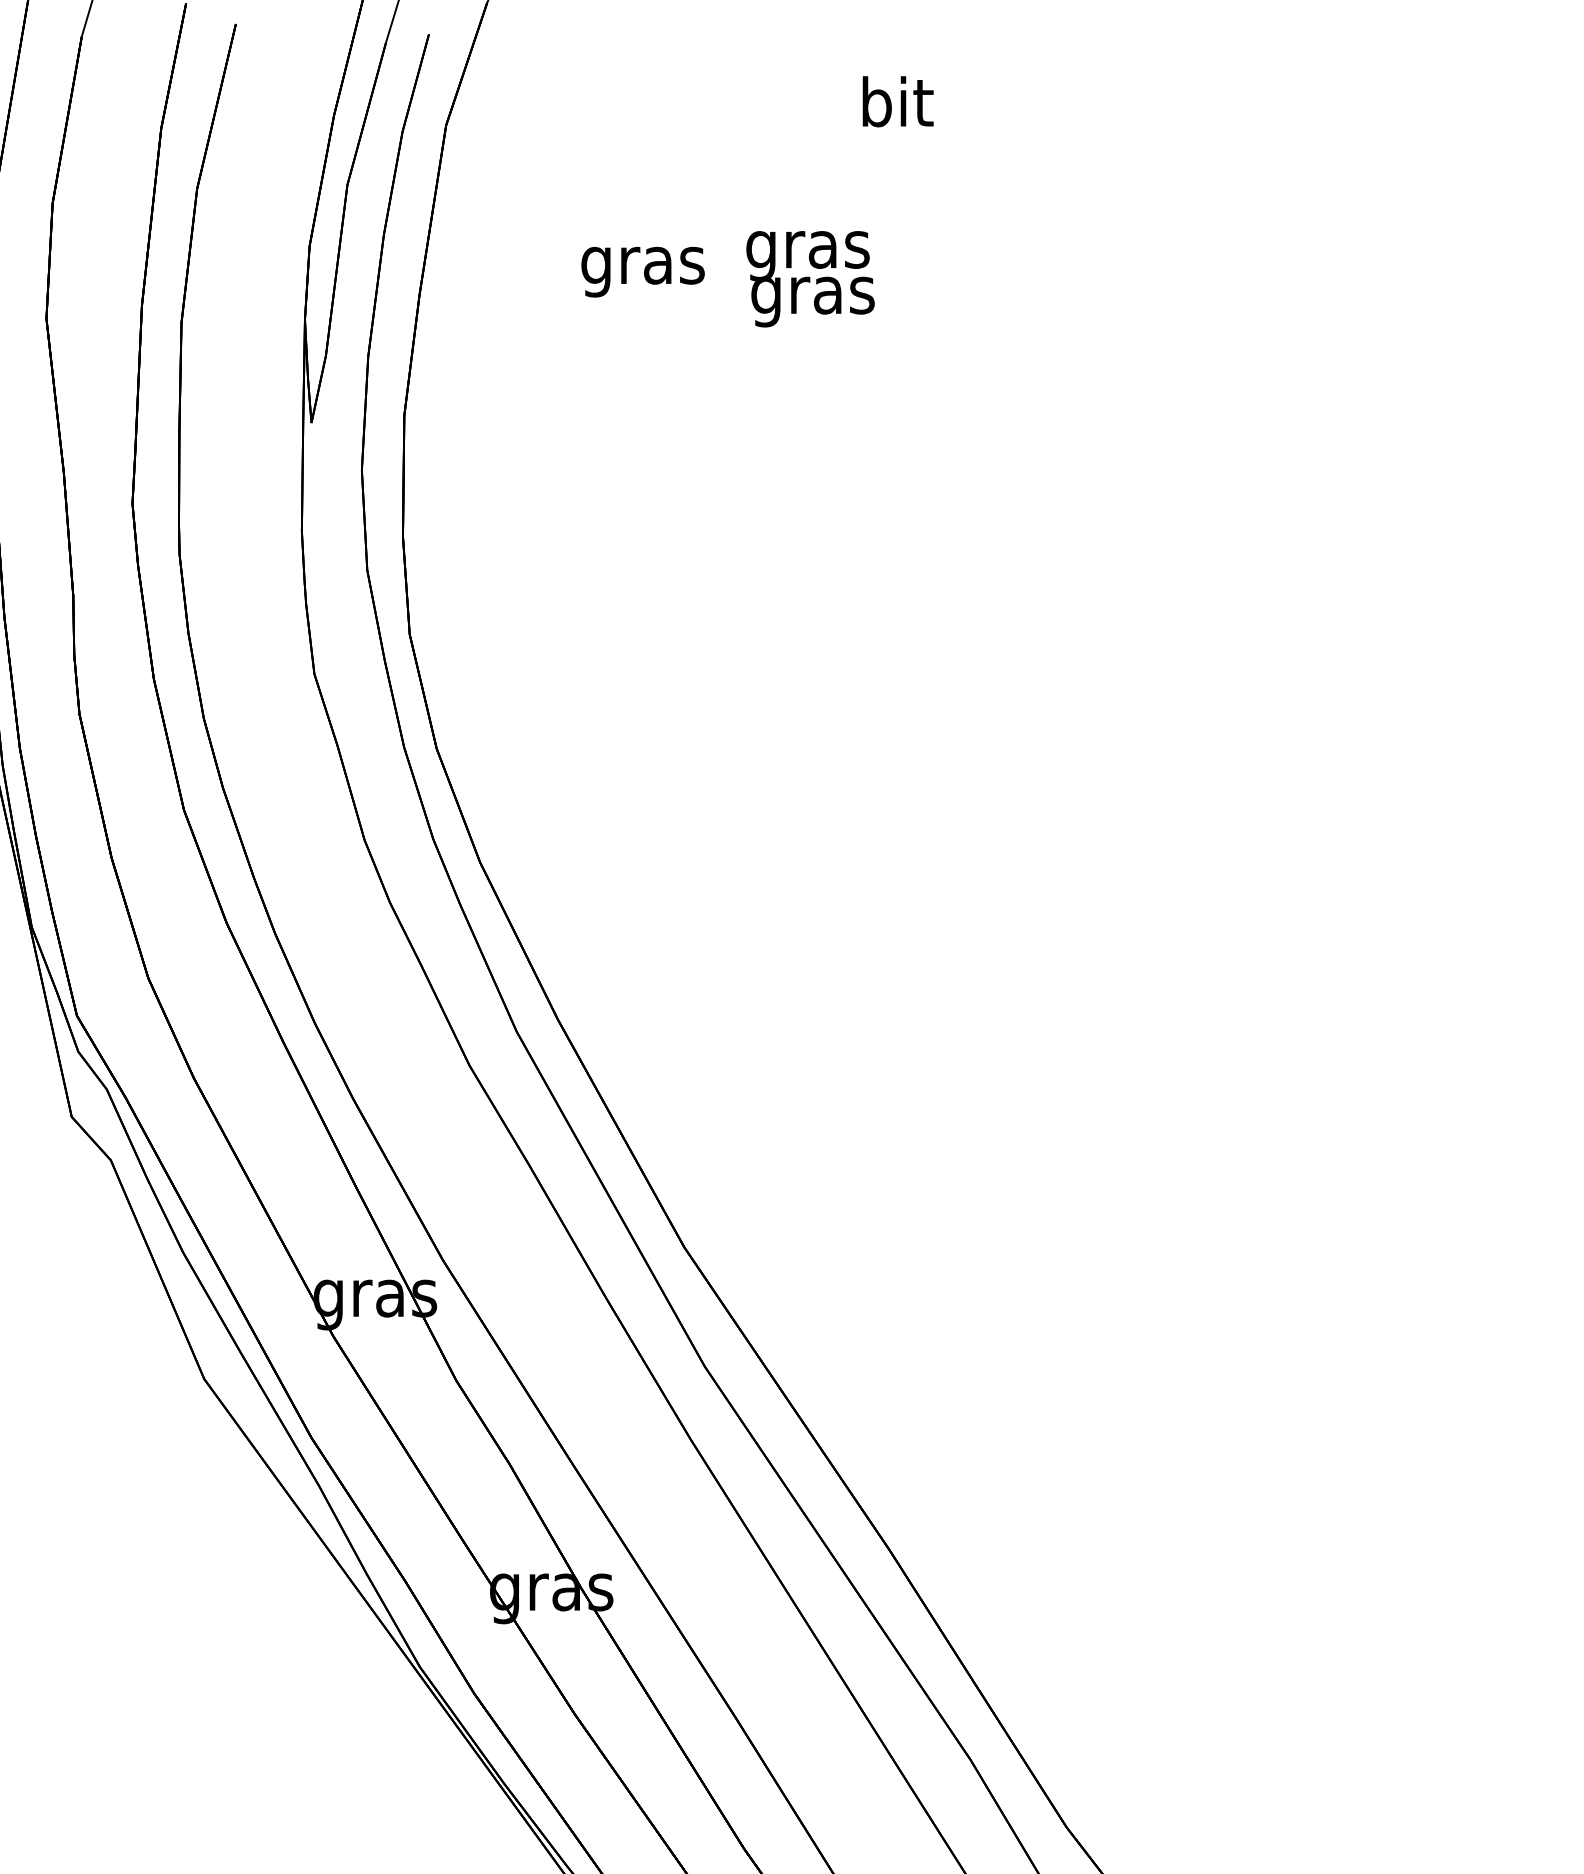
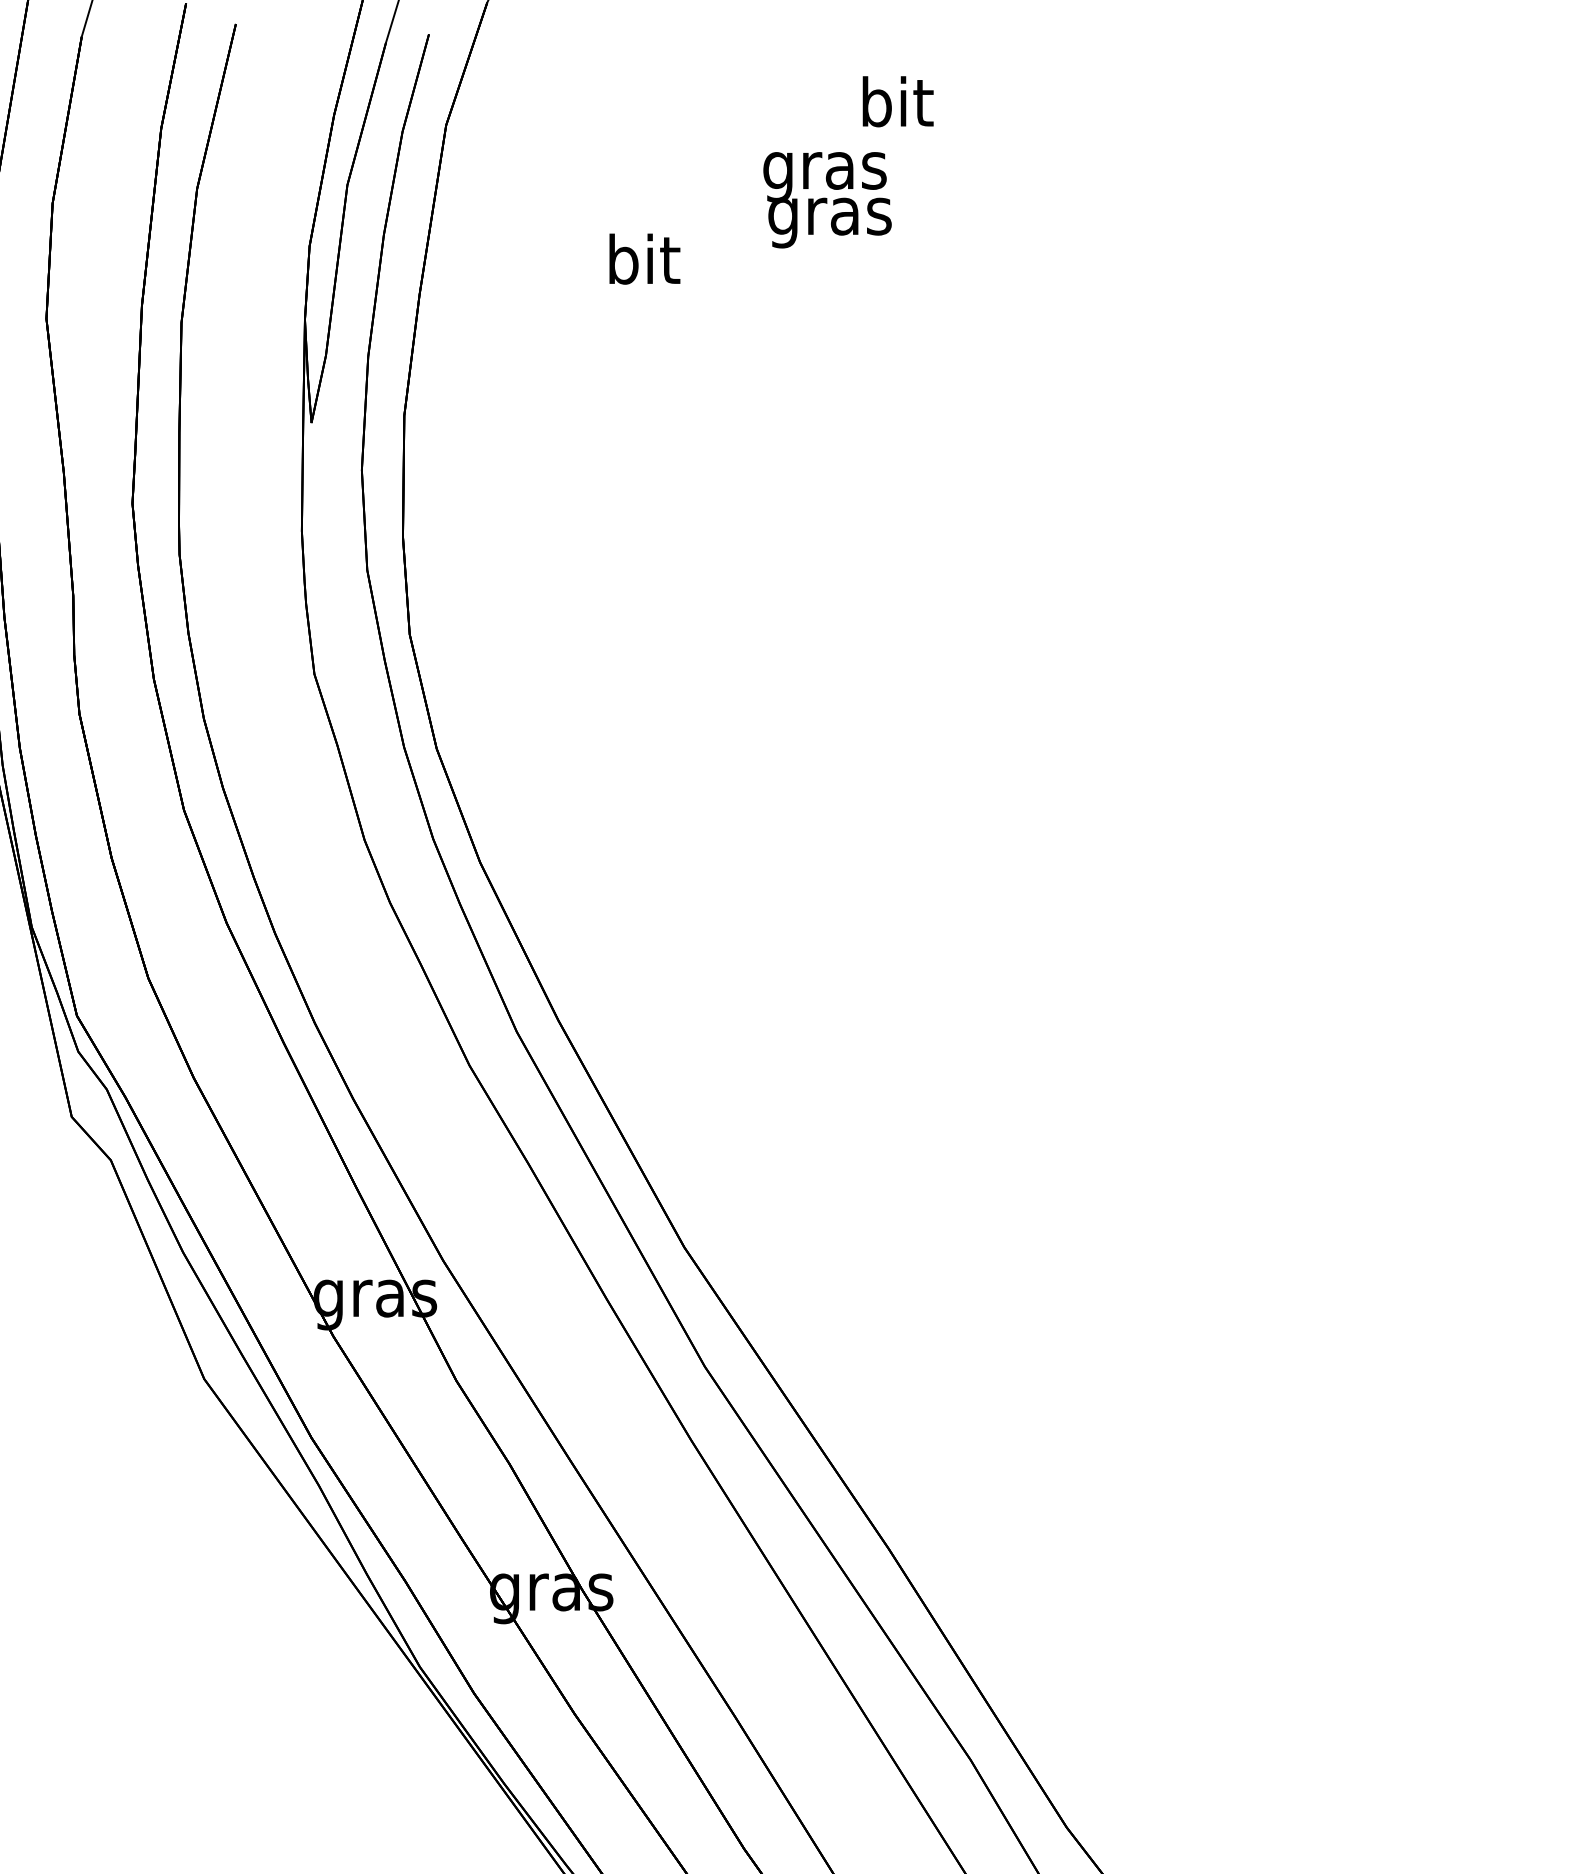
text: gras -> bit (642, 265)
text position: (810, 279) -> (827, 200) (827, 200)
